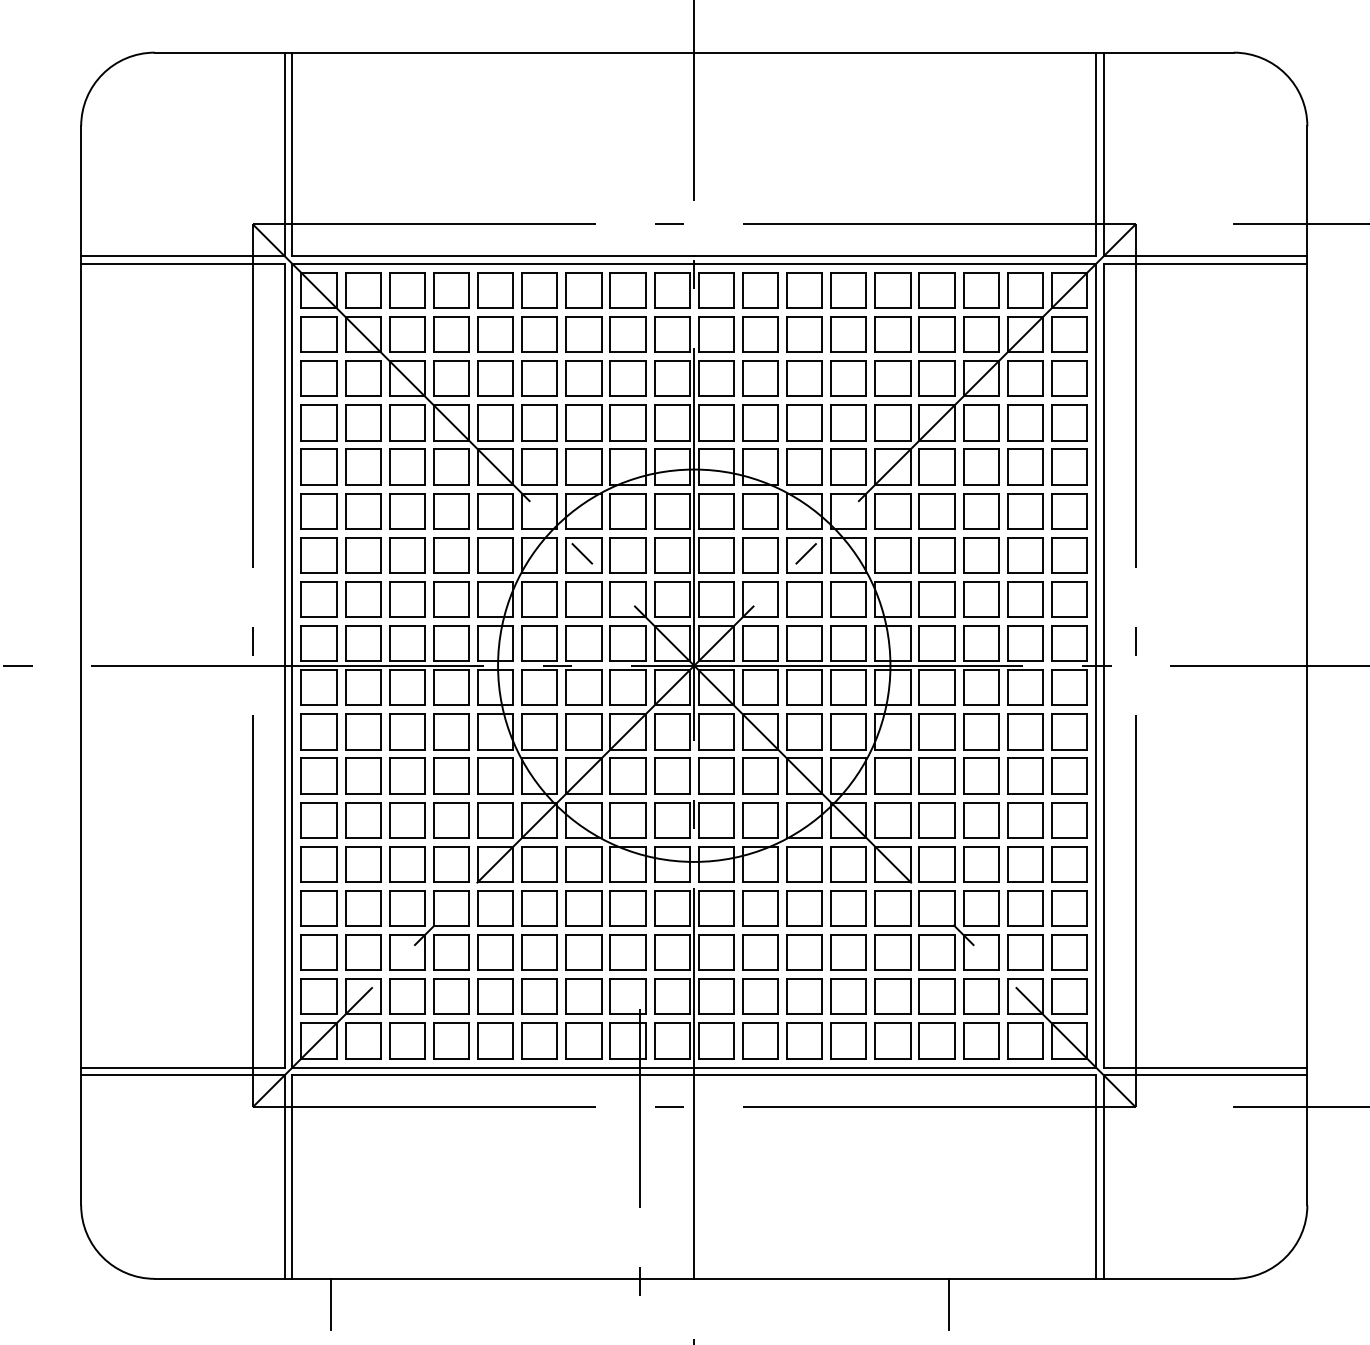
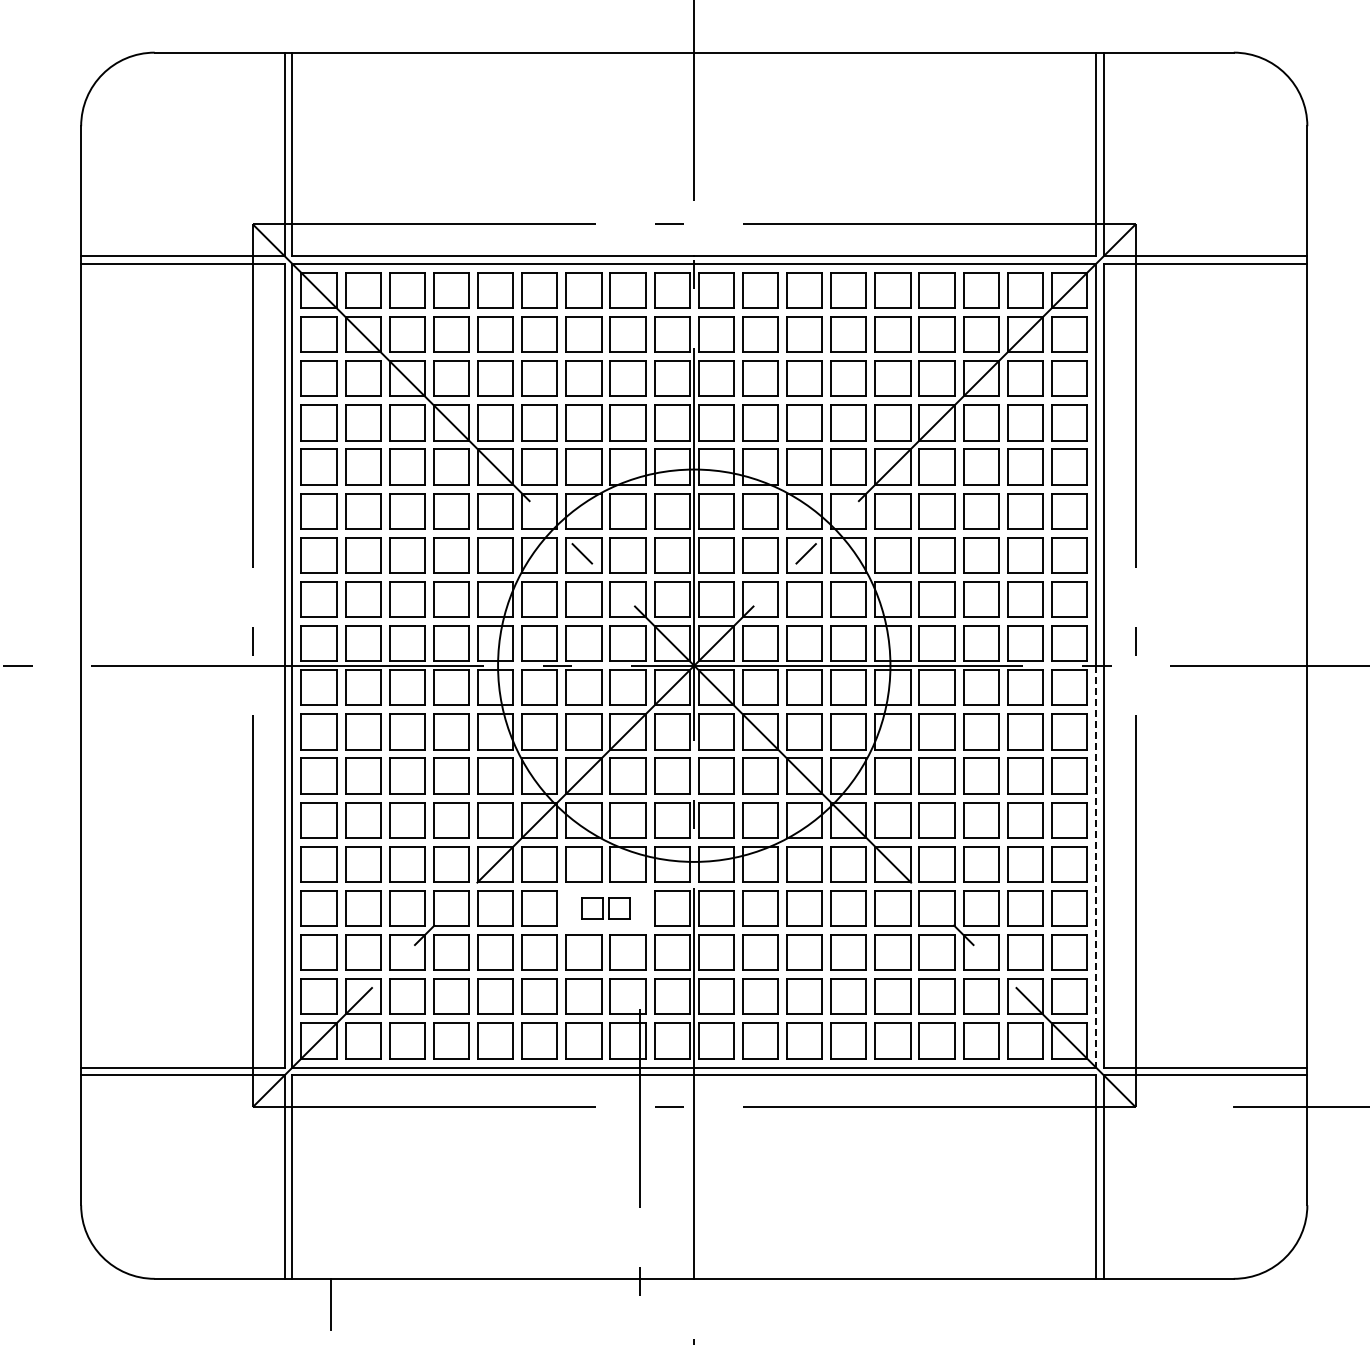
line: present -> none (1299, 224)
line: solid -> dashed (1096, 867)
part size: 82x37 px -> 50x23 px (605, 908)
line: present -> none (949, 1304)
